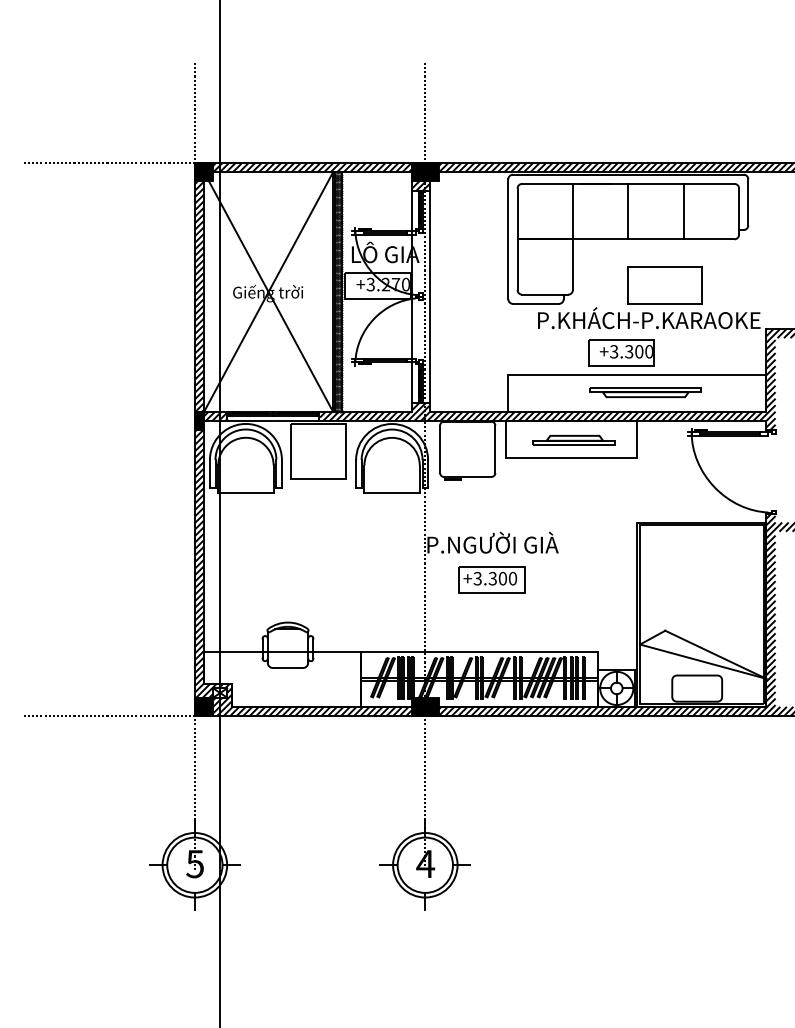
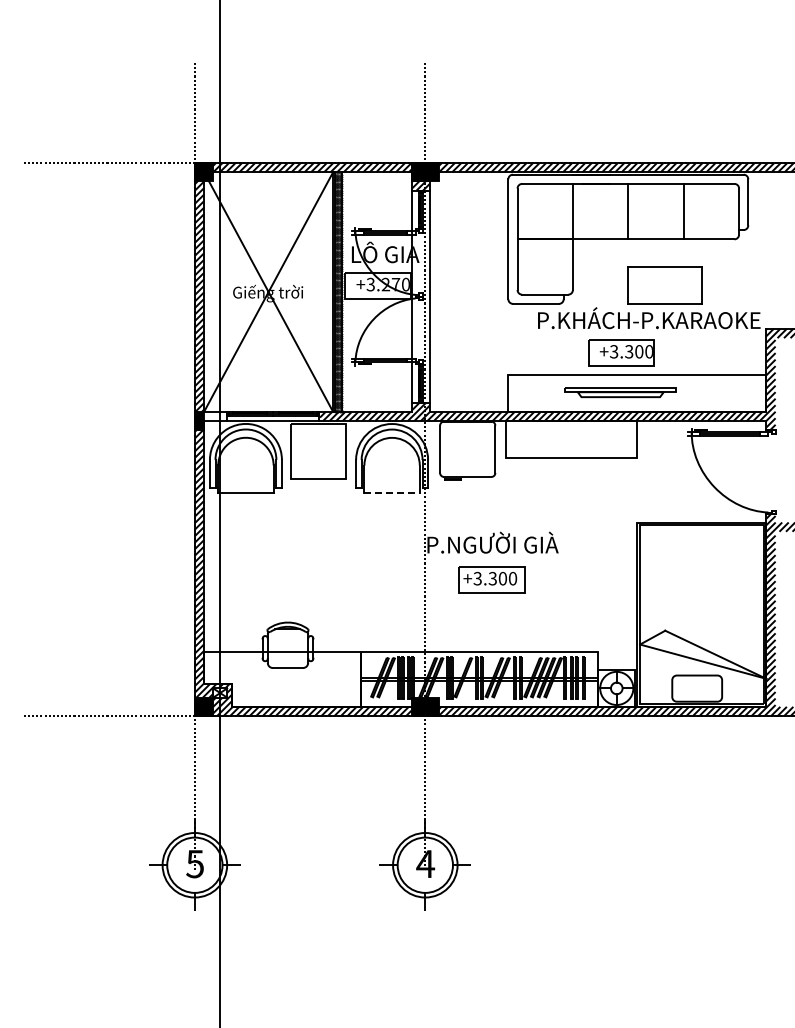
part position: (645, 392) -> (620, 392) (620, 392)
hatch: present -> none (215, 416)
part: present -> none (573, 440)
line: solid -> dashed (392, 493)
